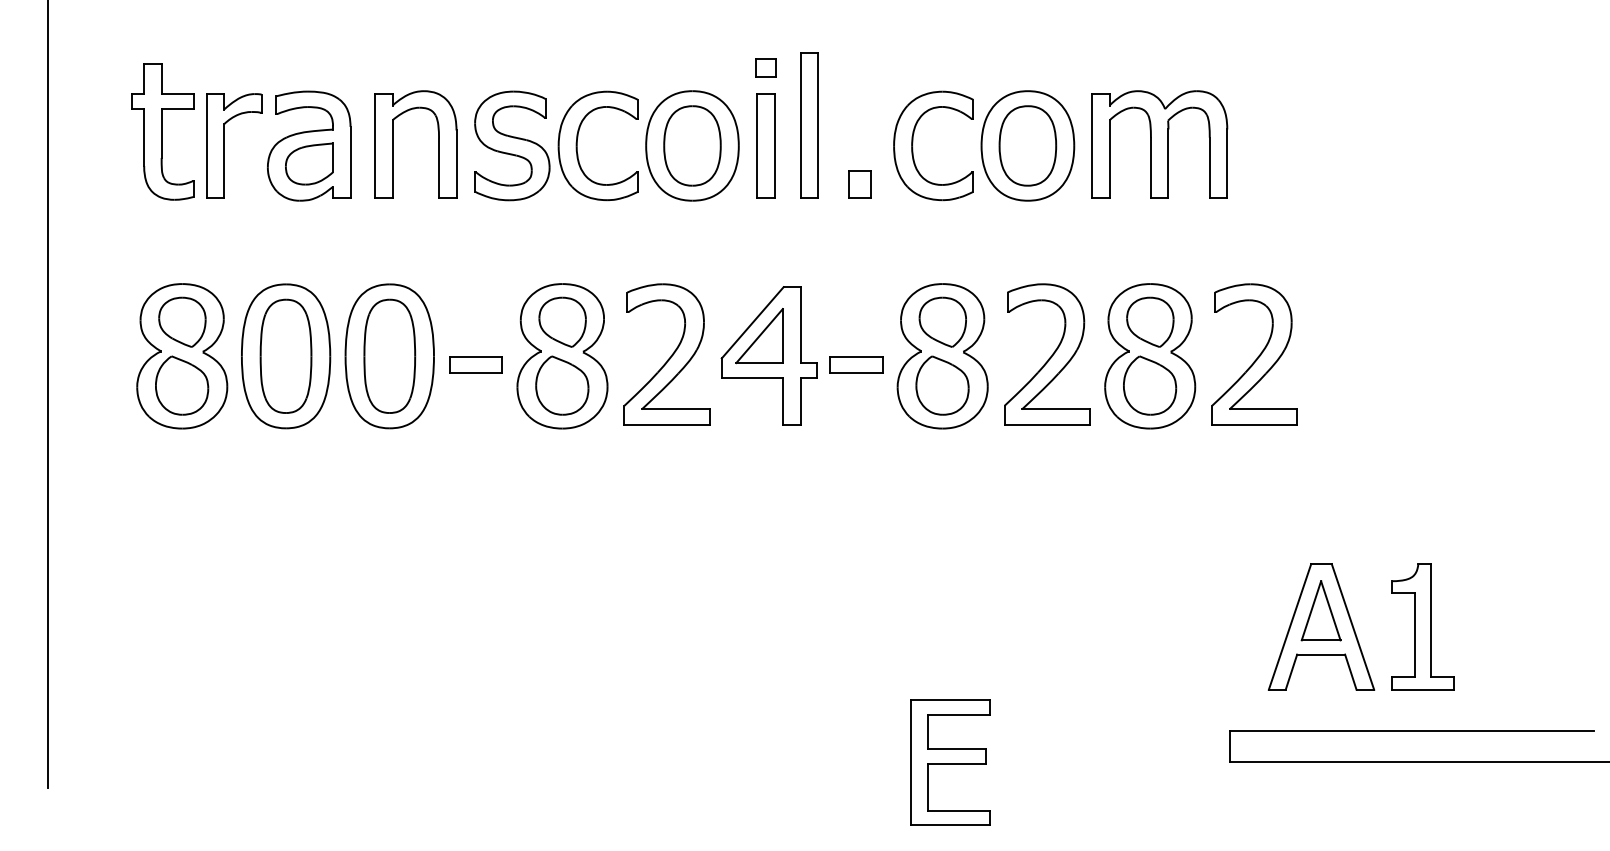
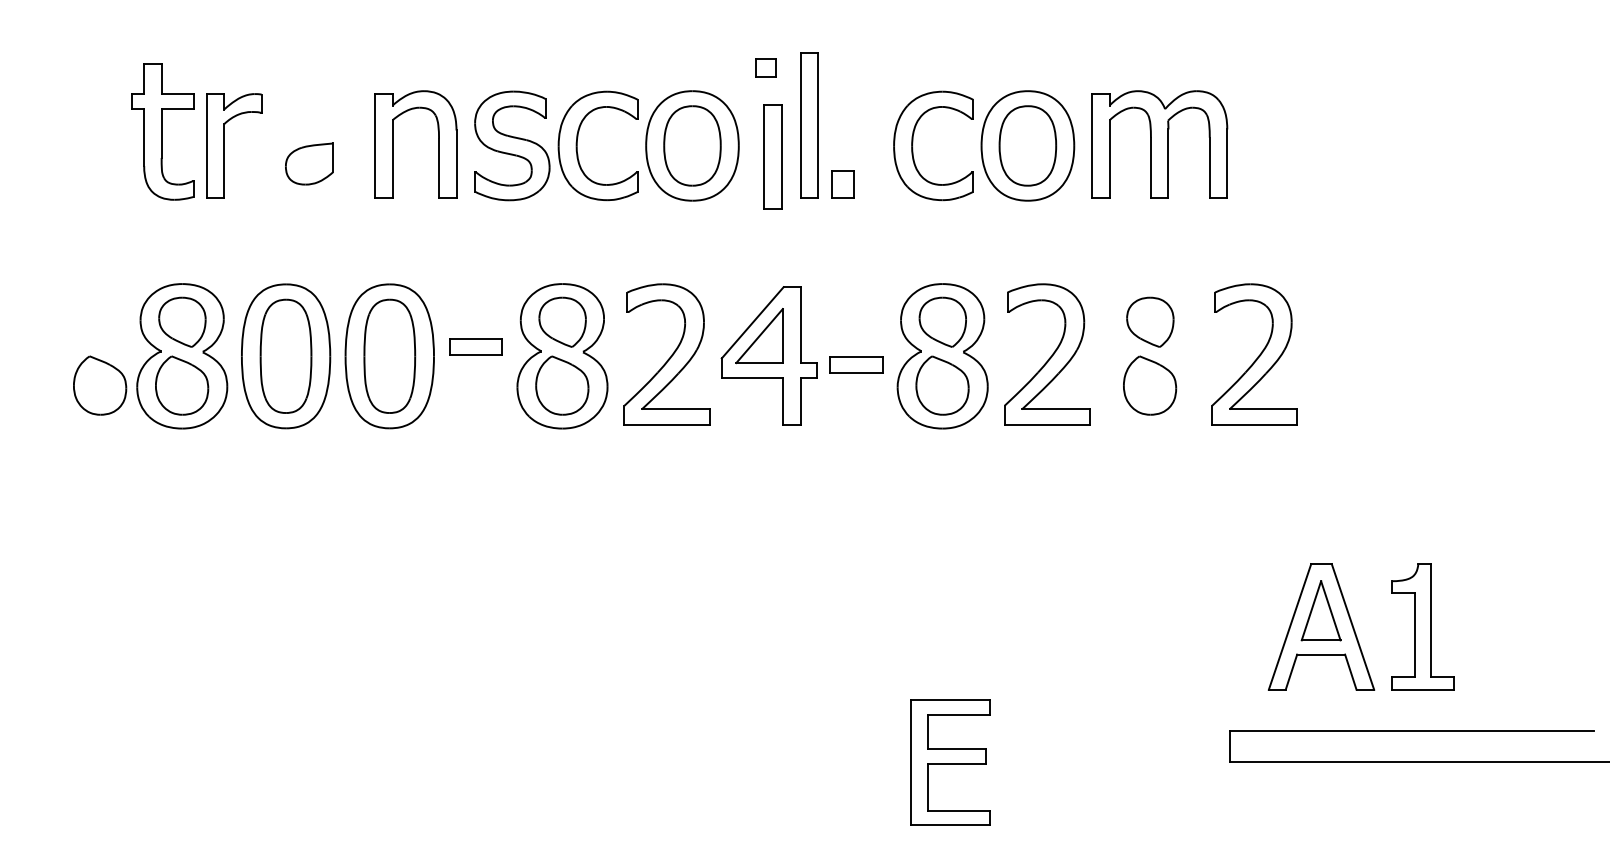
part: present -> none (309, 145)
part position: (765, 145) -> (772, 156) (772, 156)
part position: (859, 184) -> (842, 184) (842, 184)
part: present -> none (1150, 356)
part position: (475, 364) -> (475, 346) (475, 346)
part: none -> present (100, 385)
line: present -> none (48, 394)
